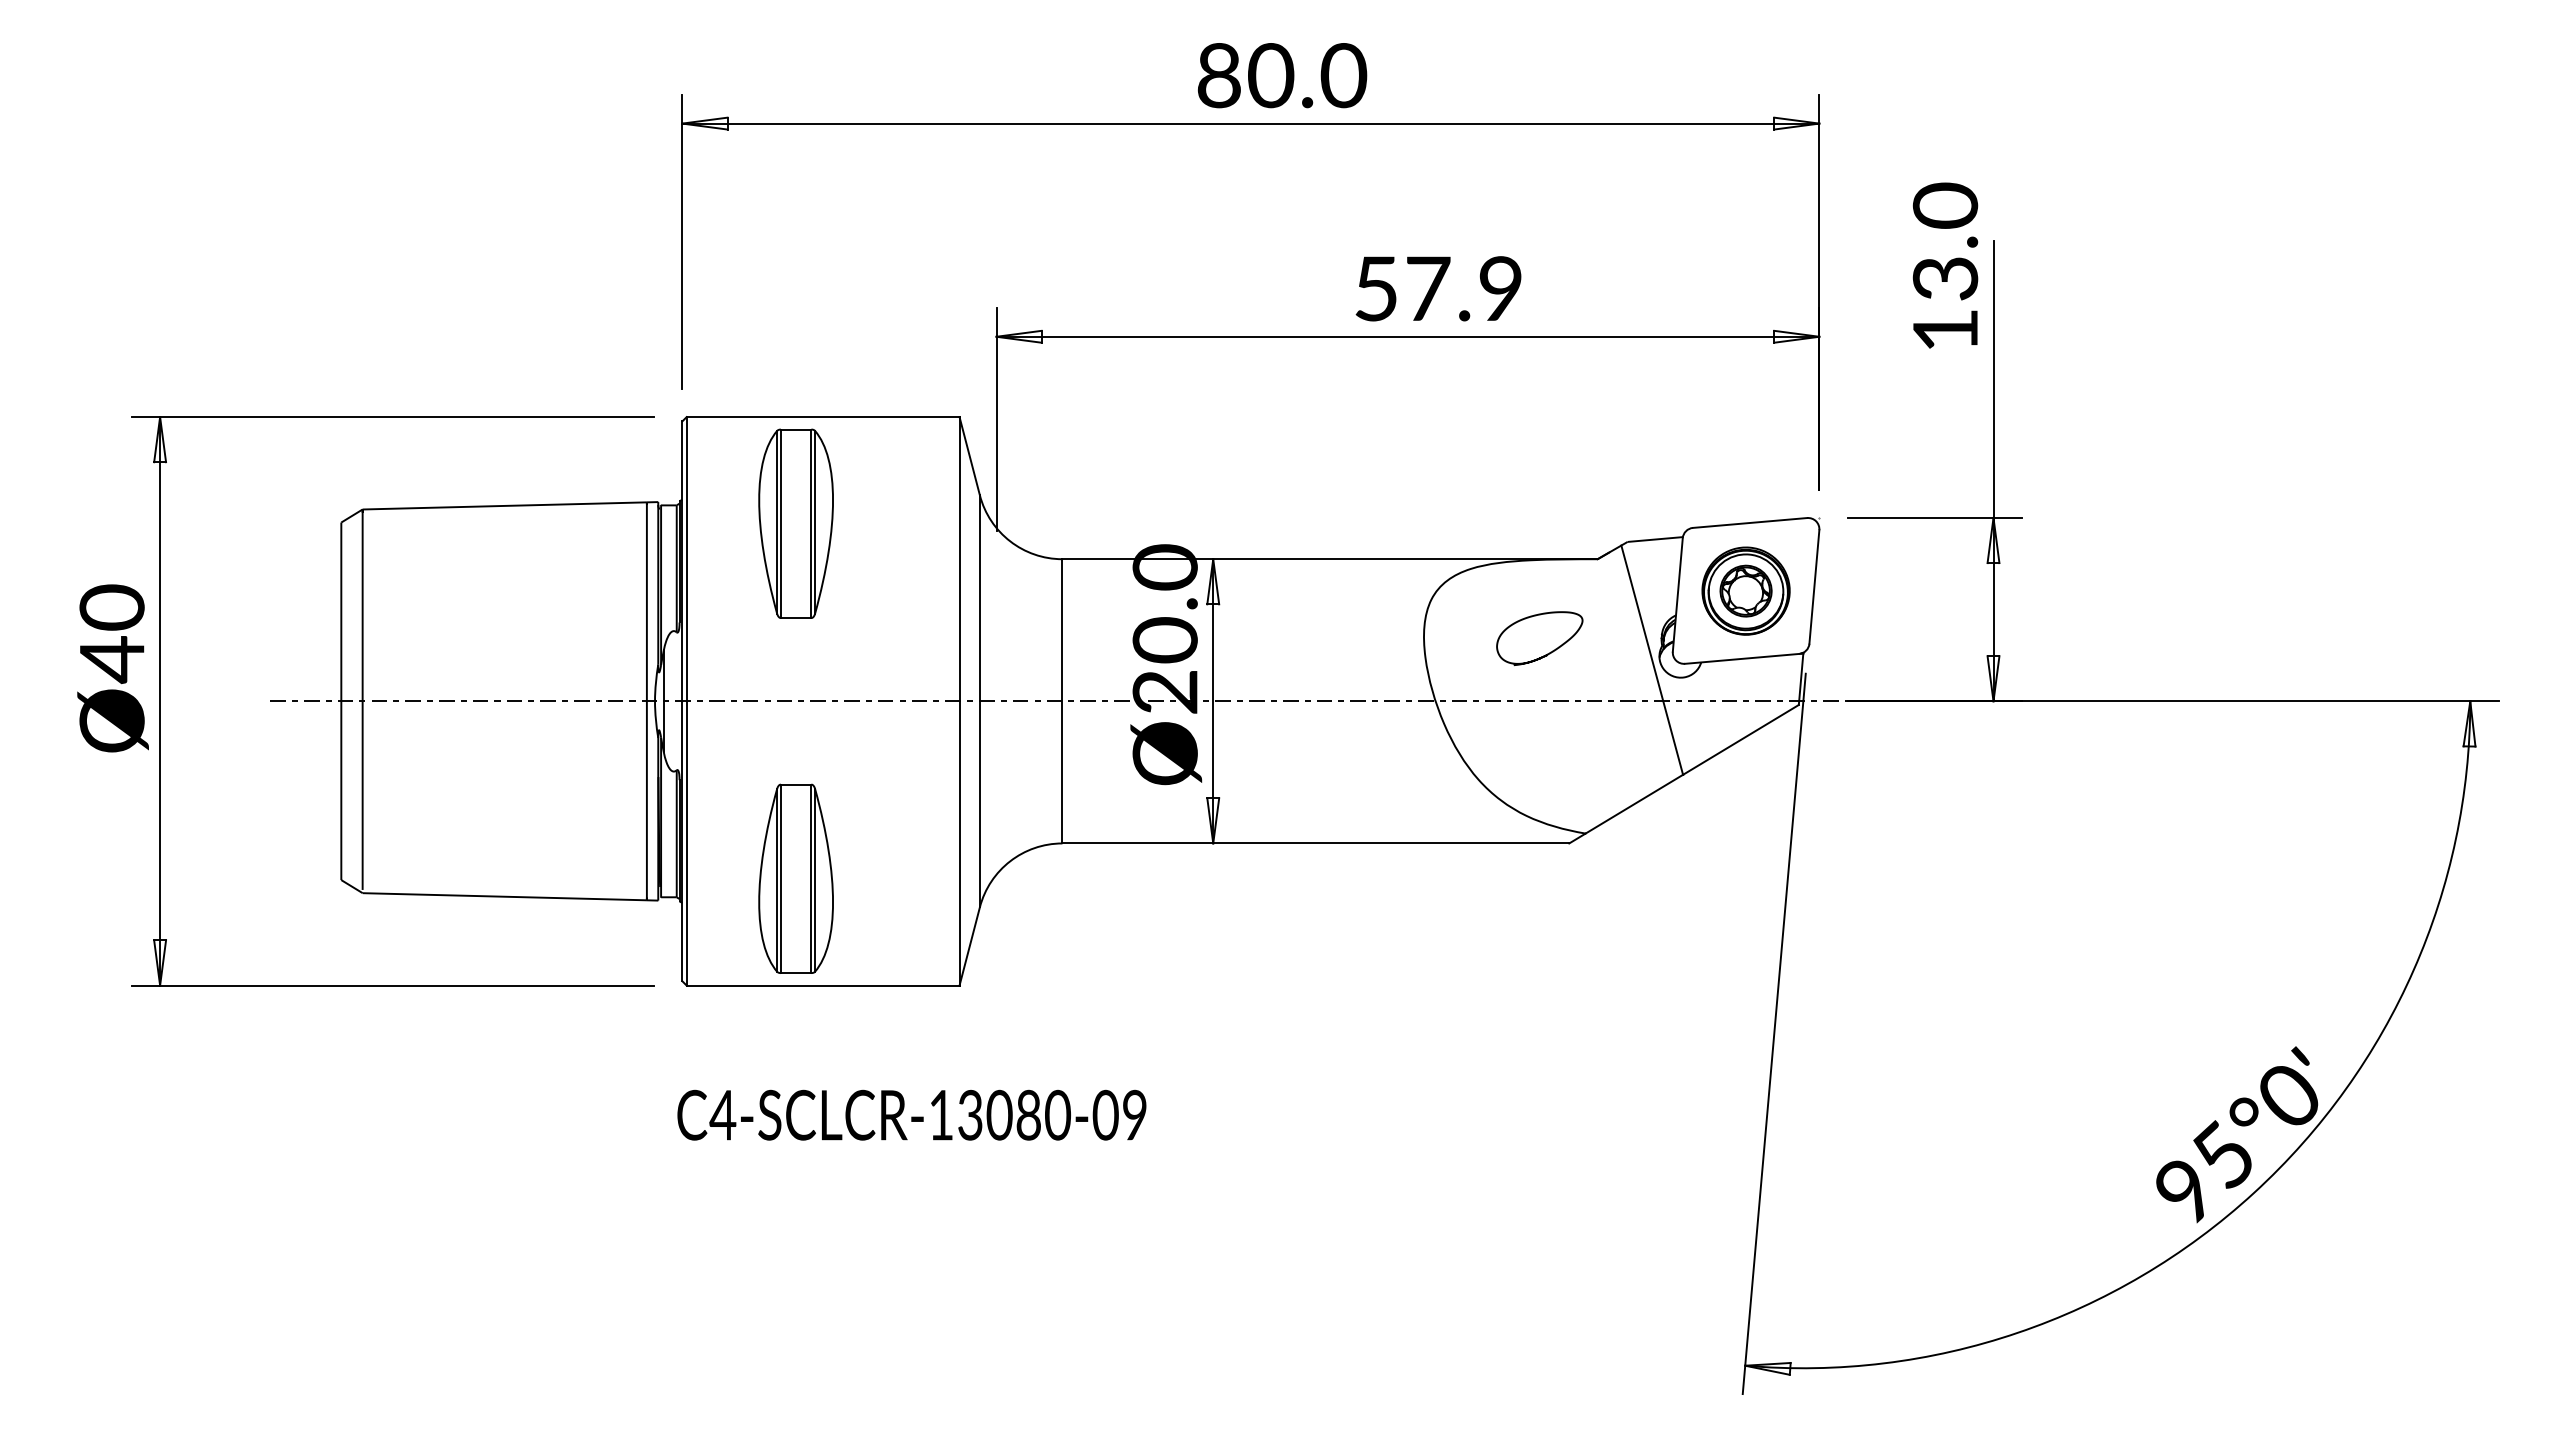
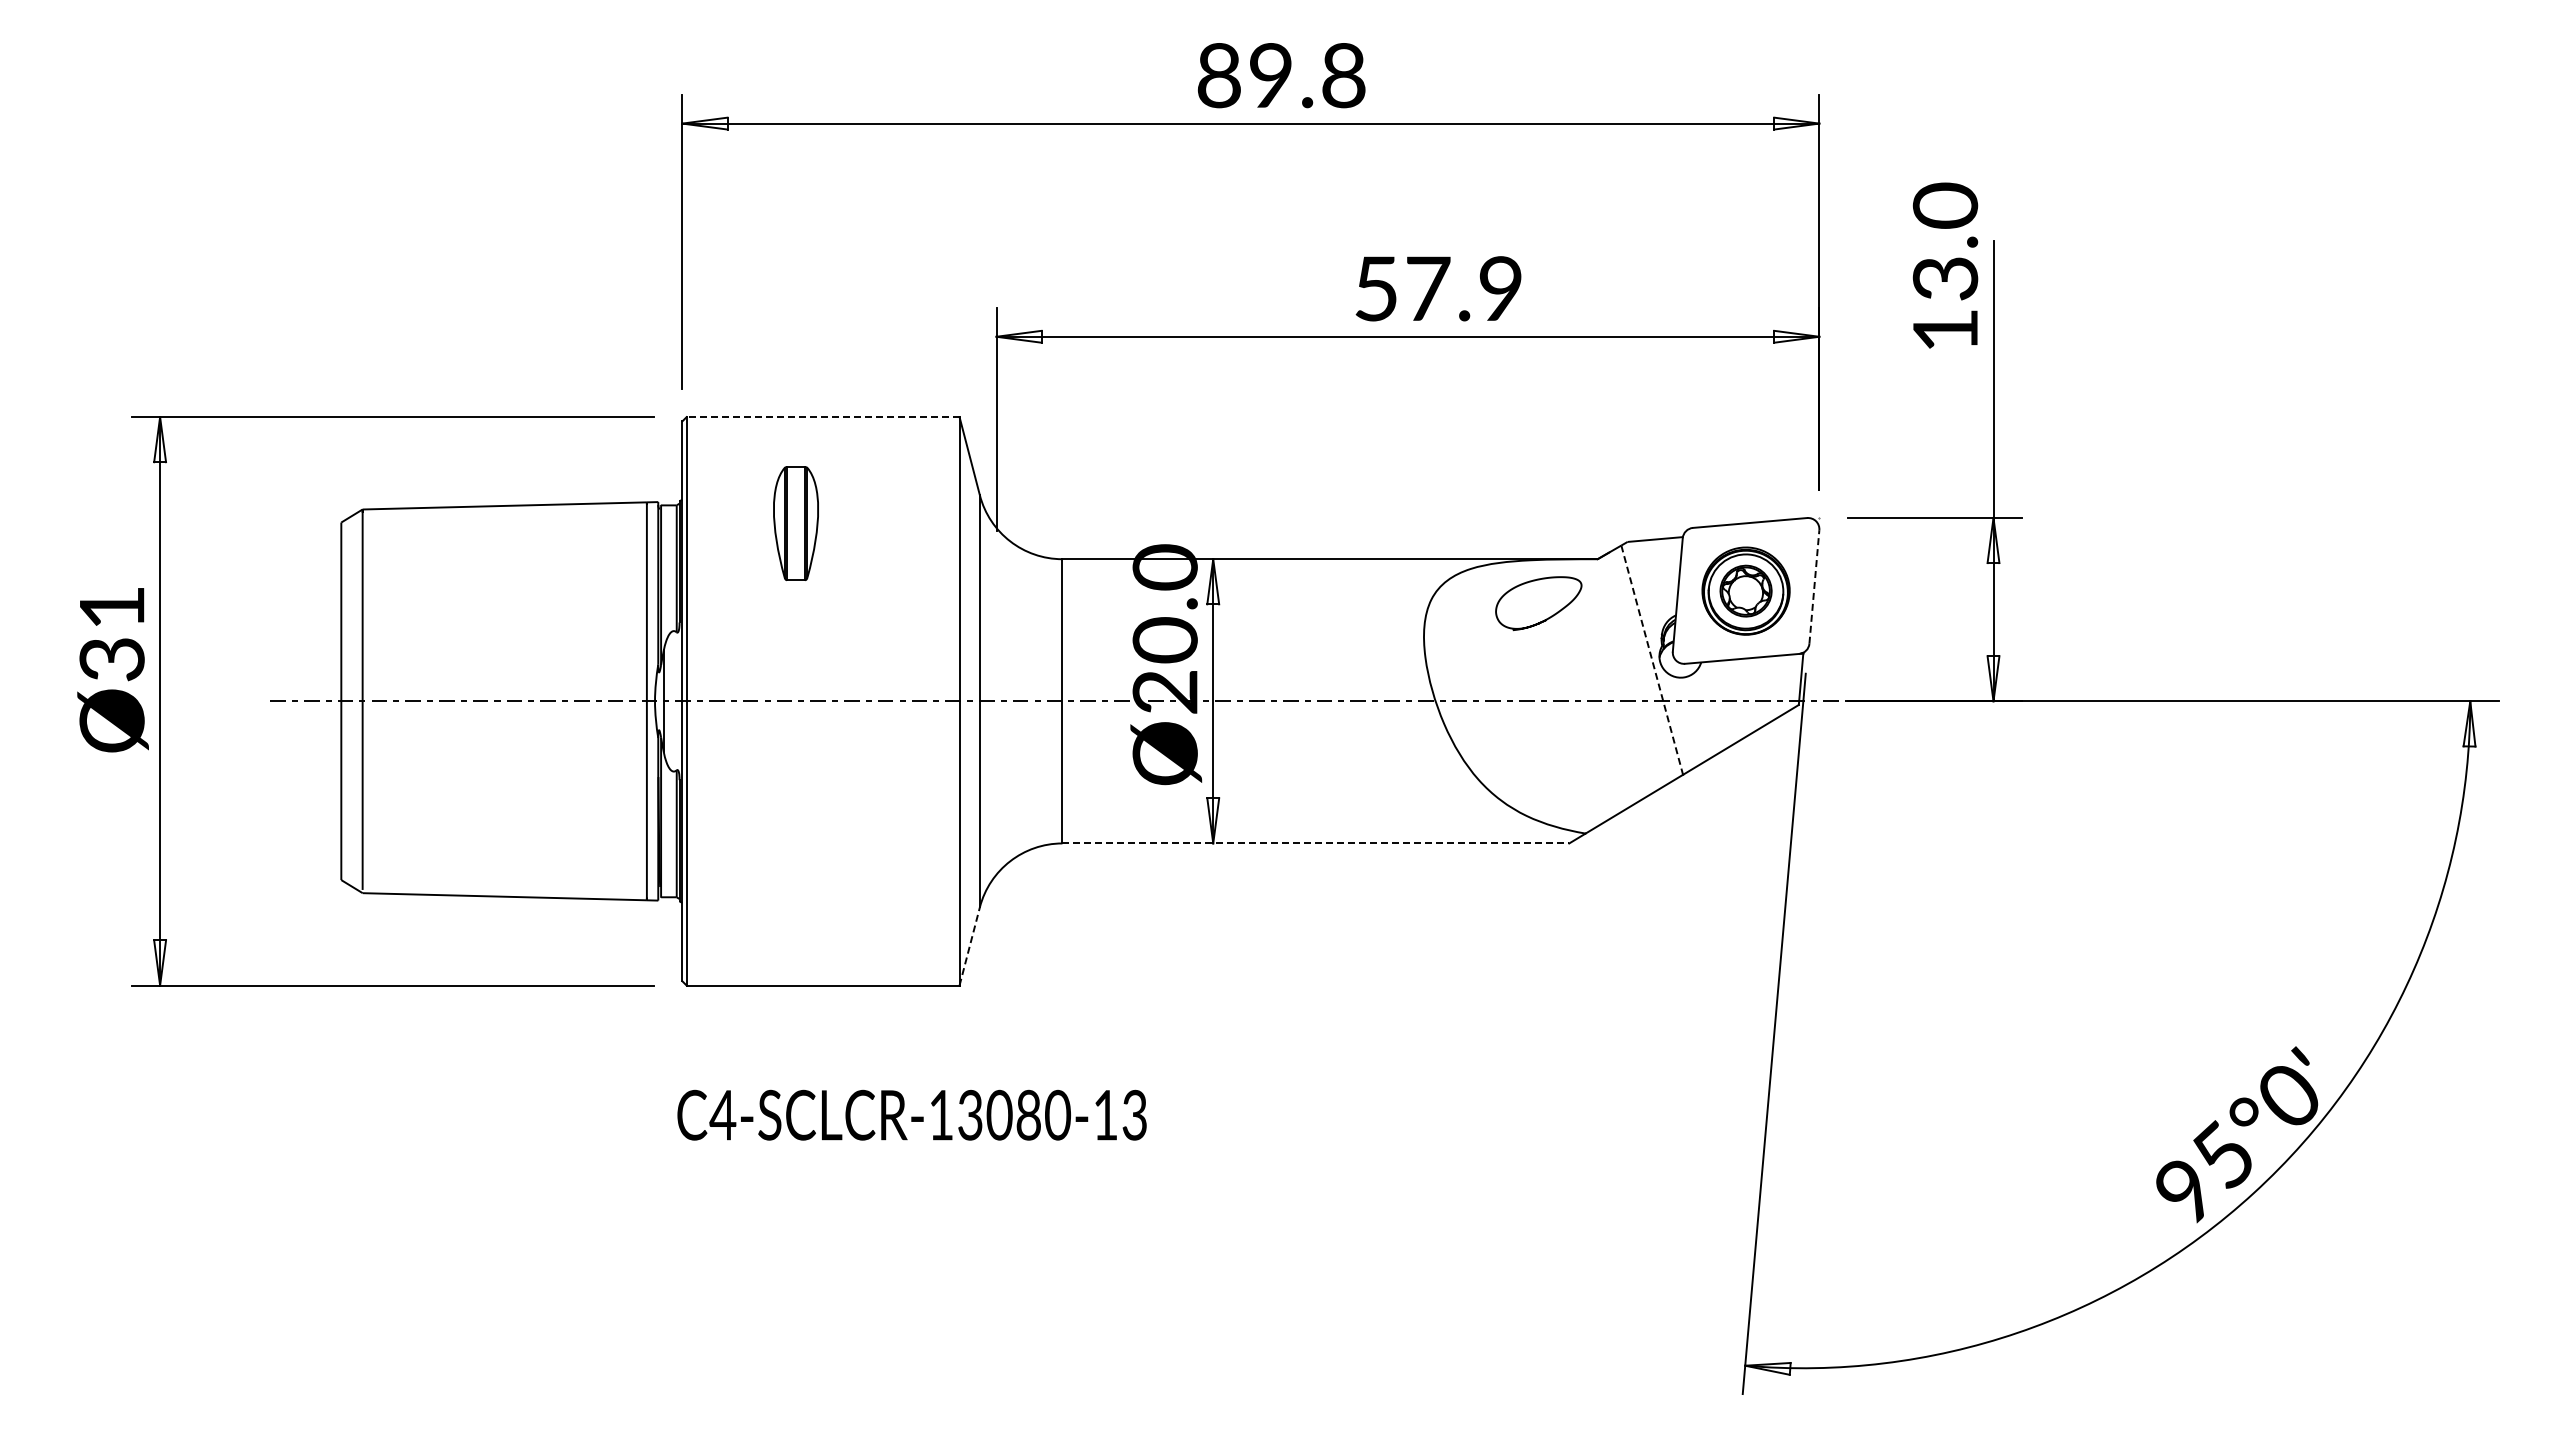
text: 80.0 -> 89.8 (1307, 75)
line: solid -> dashed (822, 417)
part size: 76x191 px -> 46x115 px (795, 523)
line: solid -> dashed (1814, 586)
text: Ø40 -> Ø31 (111, 634)
curve position: (1547, 653) -> (1546, 618) (1546, 618)
line: solid -> dashed (1652, 660)
line: solid -> dashed (1316, 843)
part: present -> none (795, 878)
line: solid -> dashed (969, 945)
text: C4-SCLCR-13080-09 -> C4-SCLCR-13080-13 (1119, 1114)
